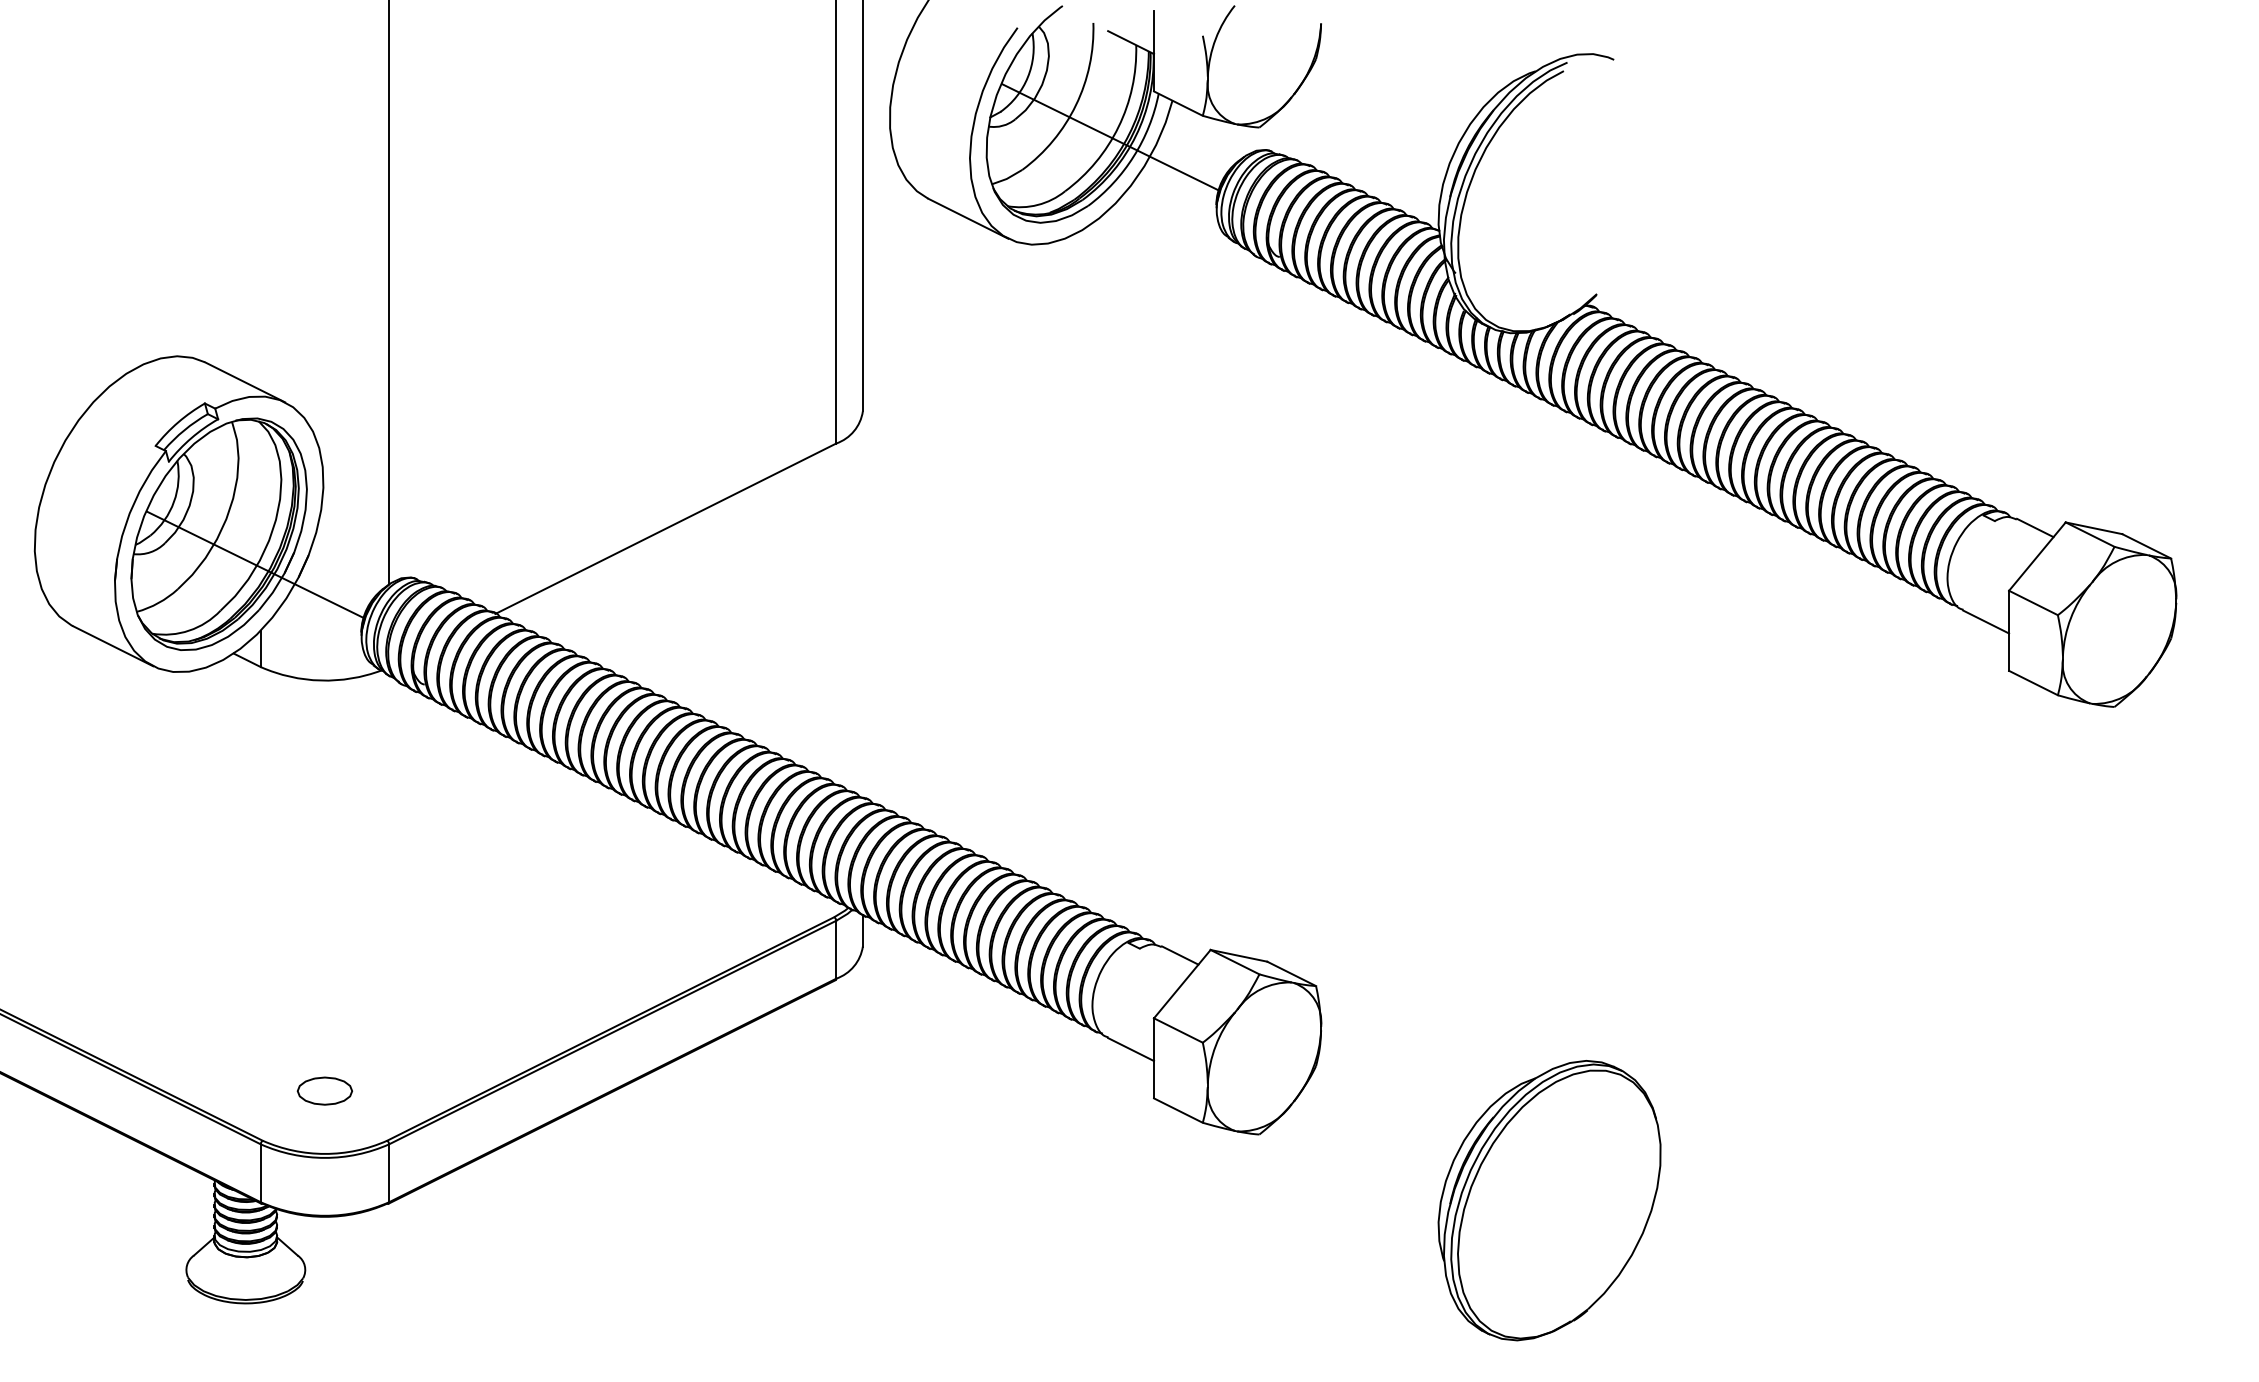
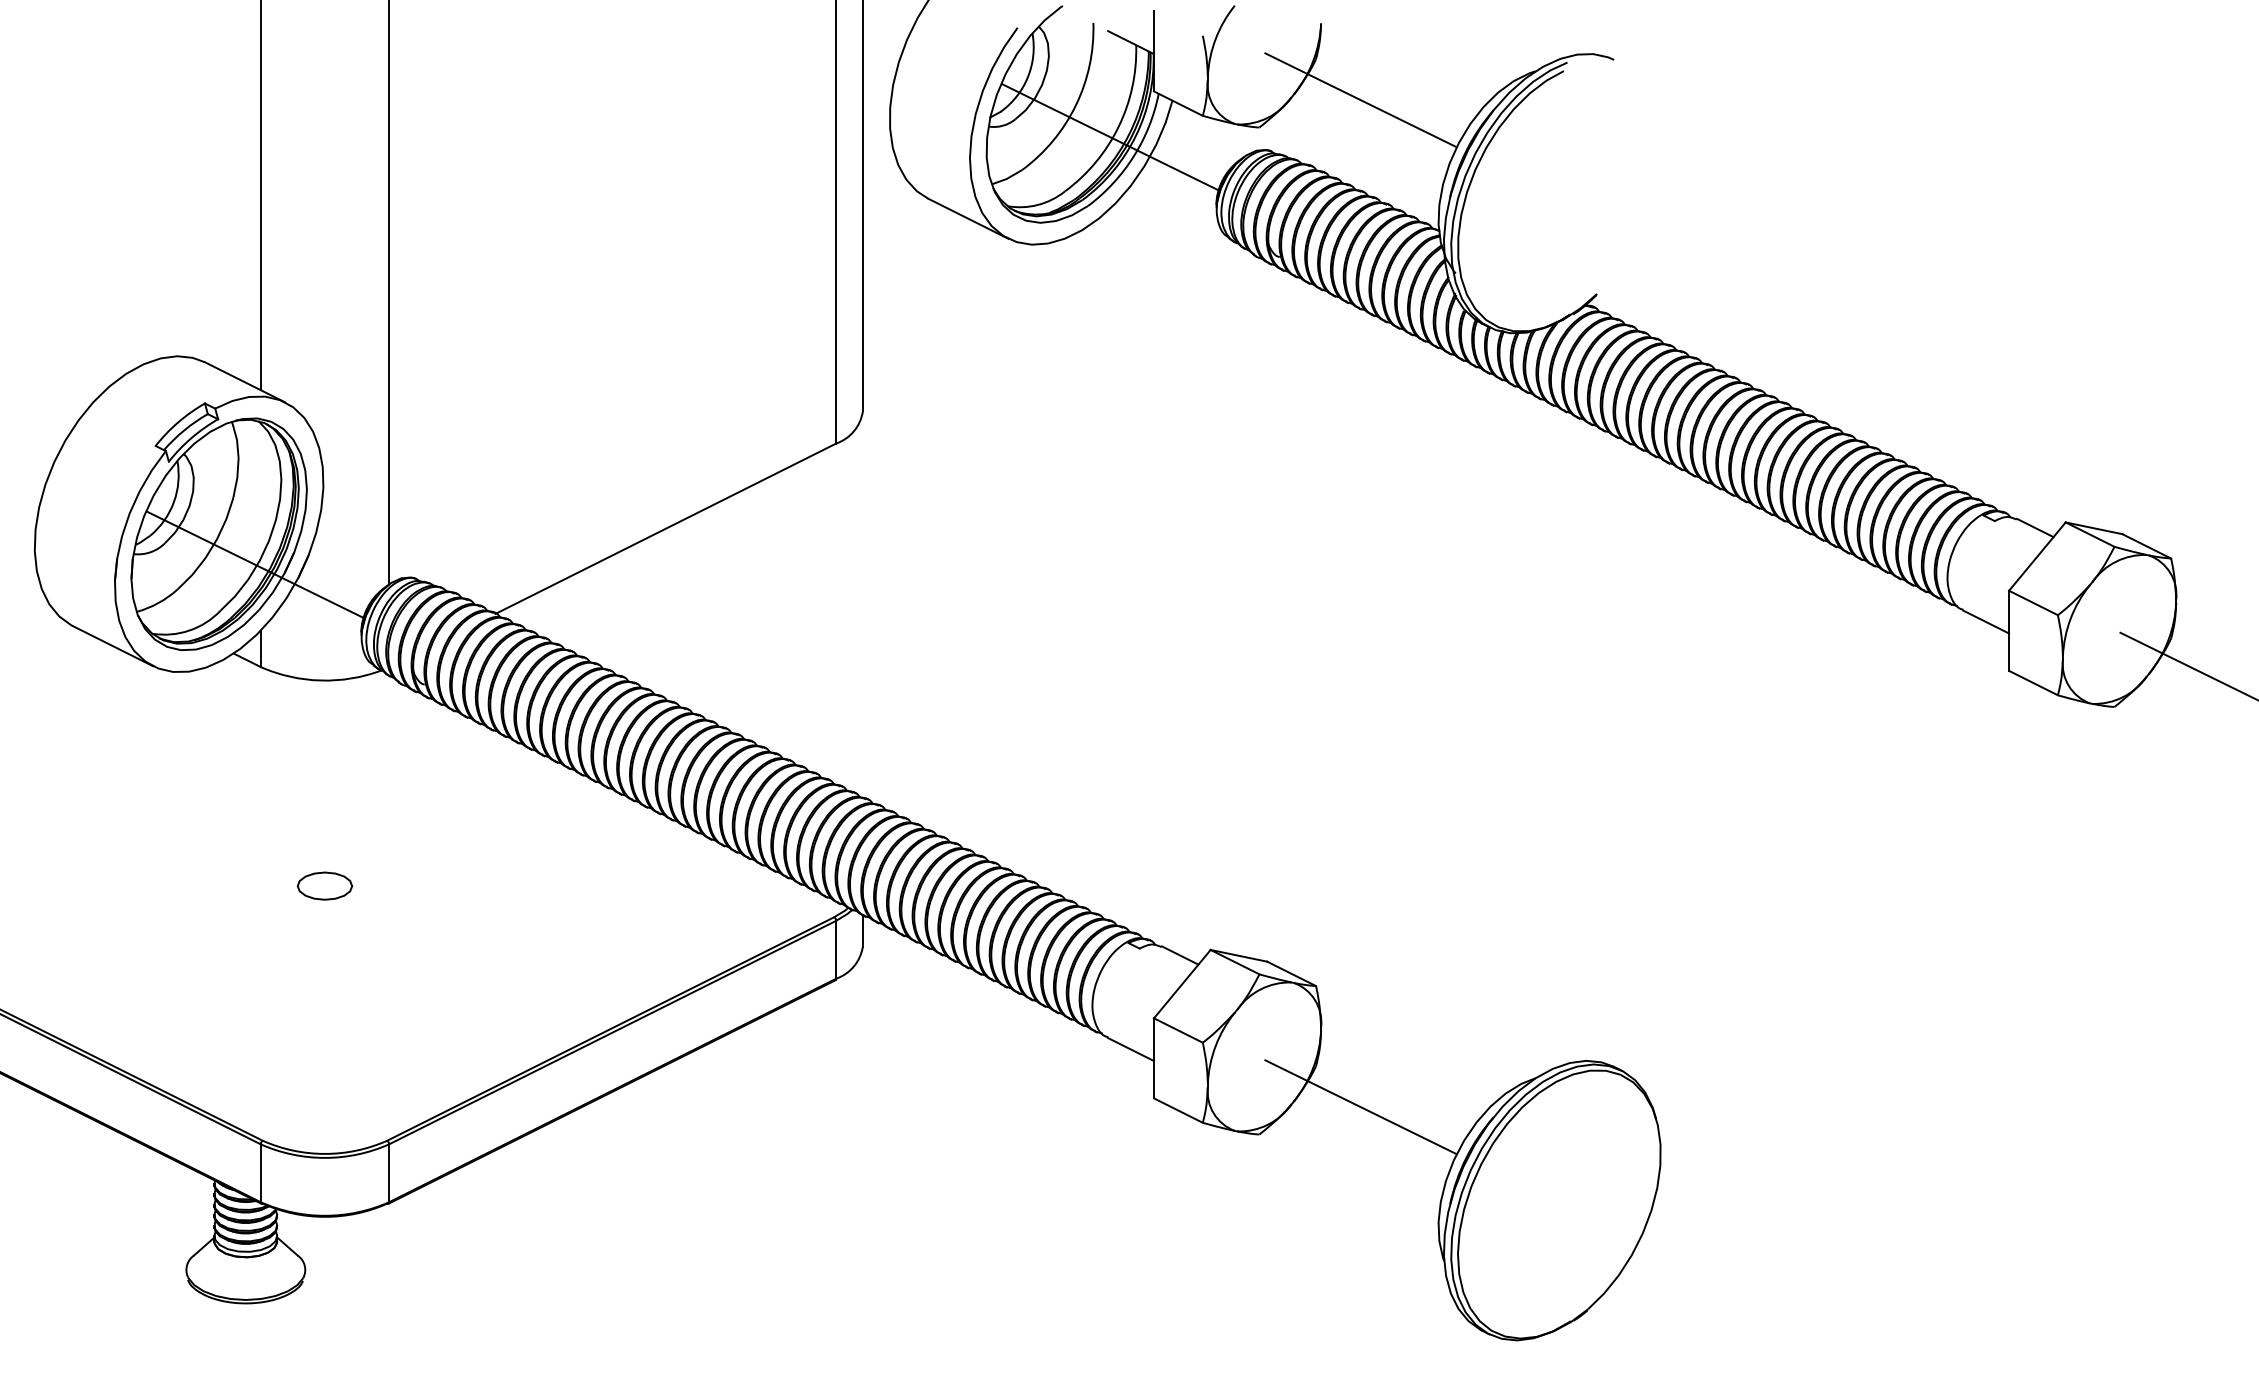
line: none -> present (1360, 99)
line: none -> present (260, 196)
line: none -> present (2187, 665)
part position: (324, 1090) -> (324, 885) (324, 885)
line: none -> present (1360, 1106)
